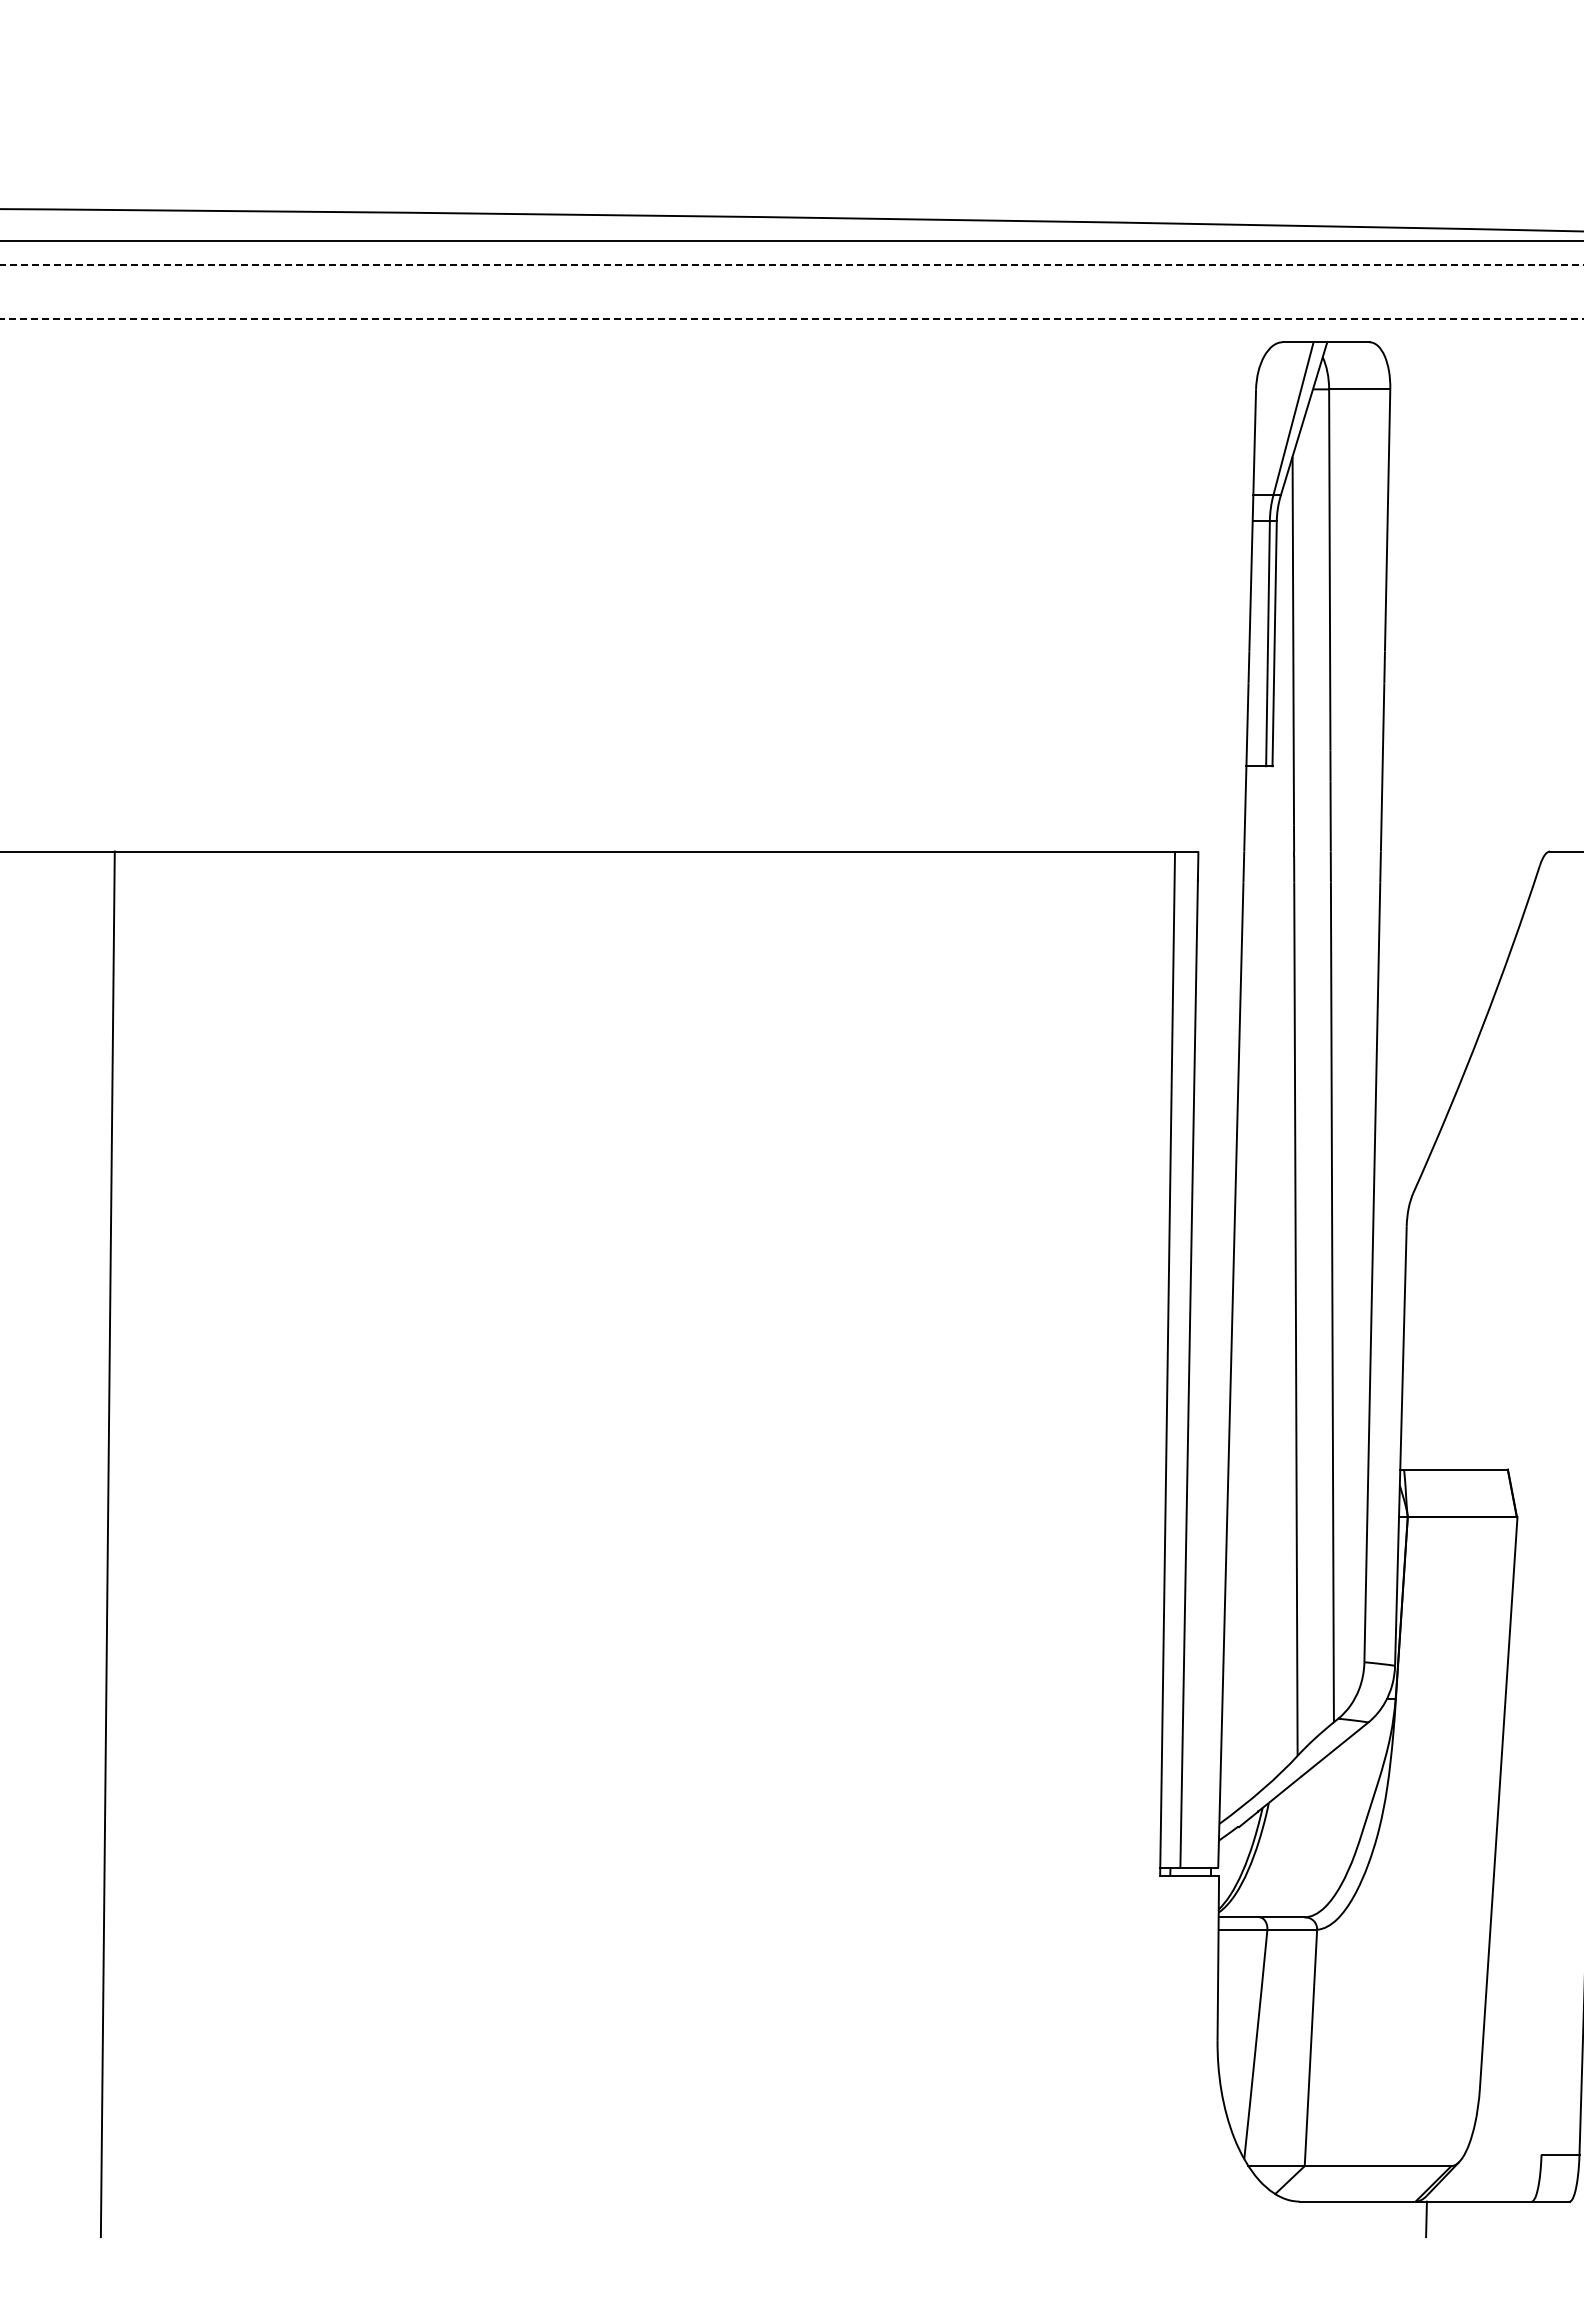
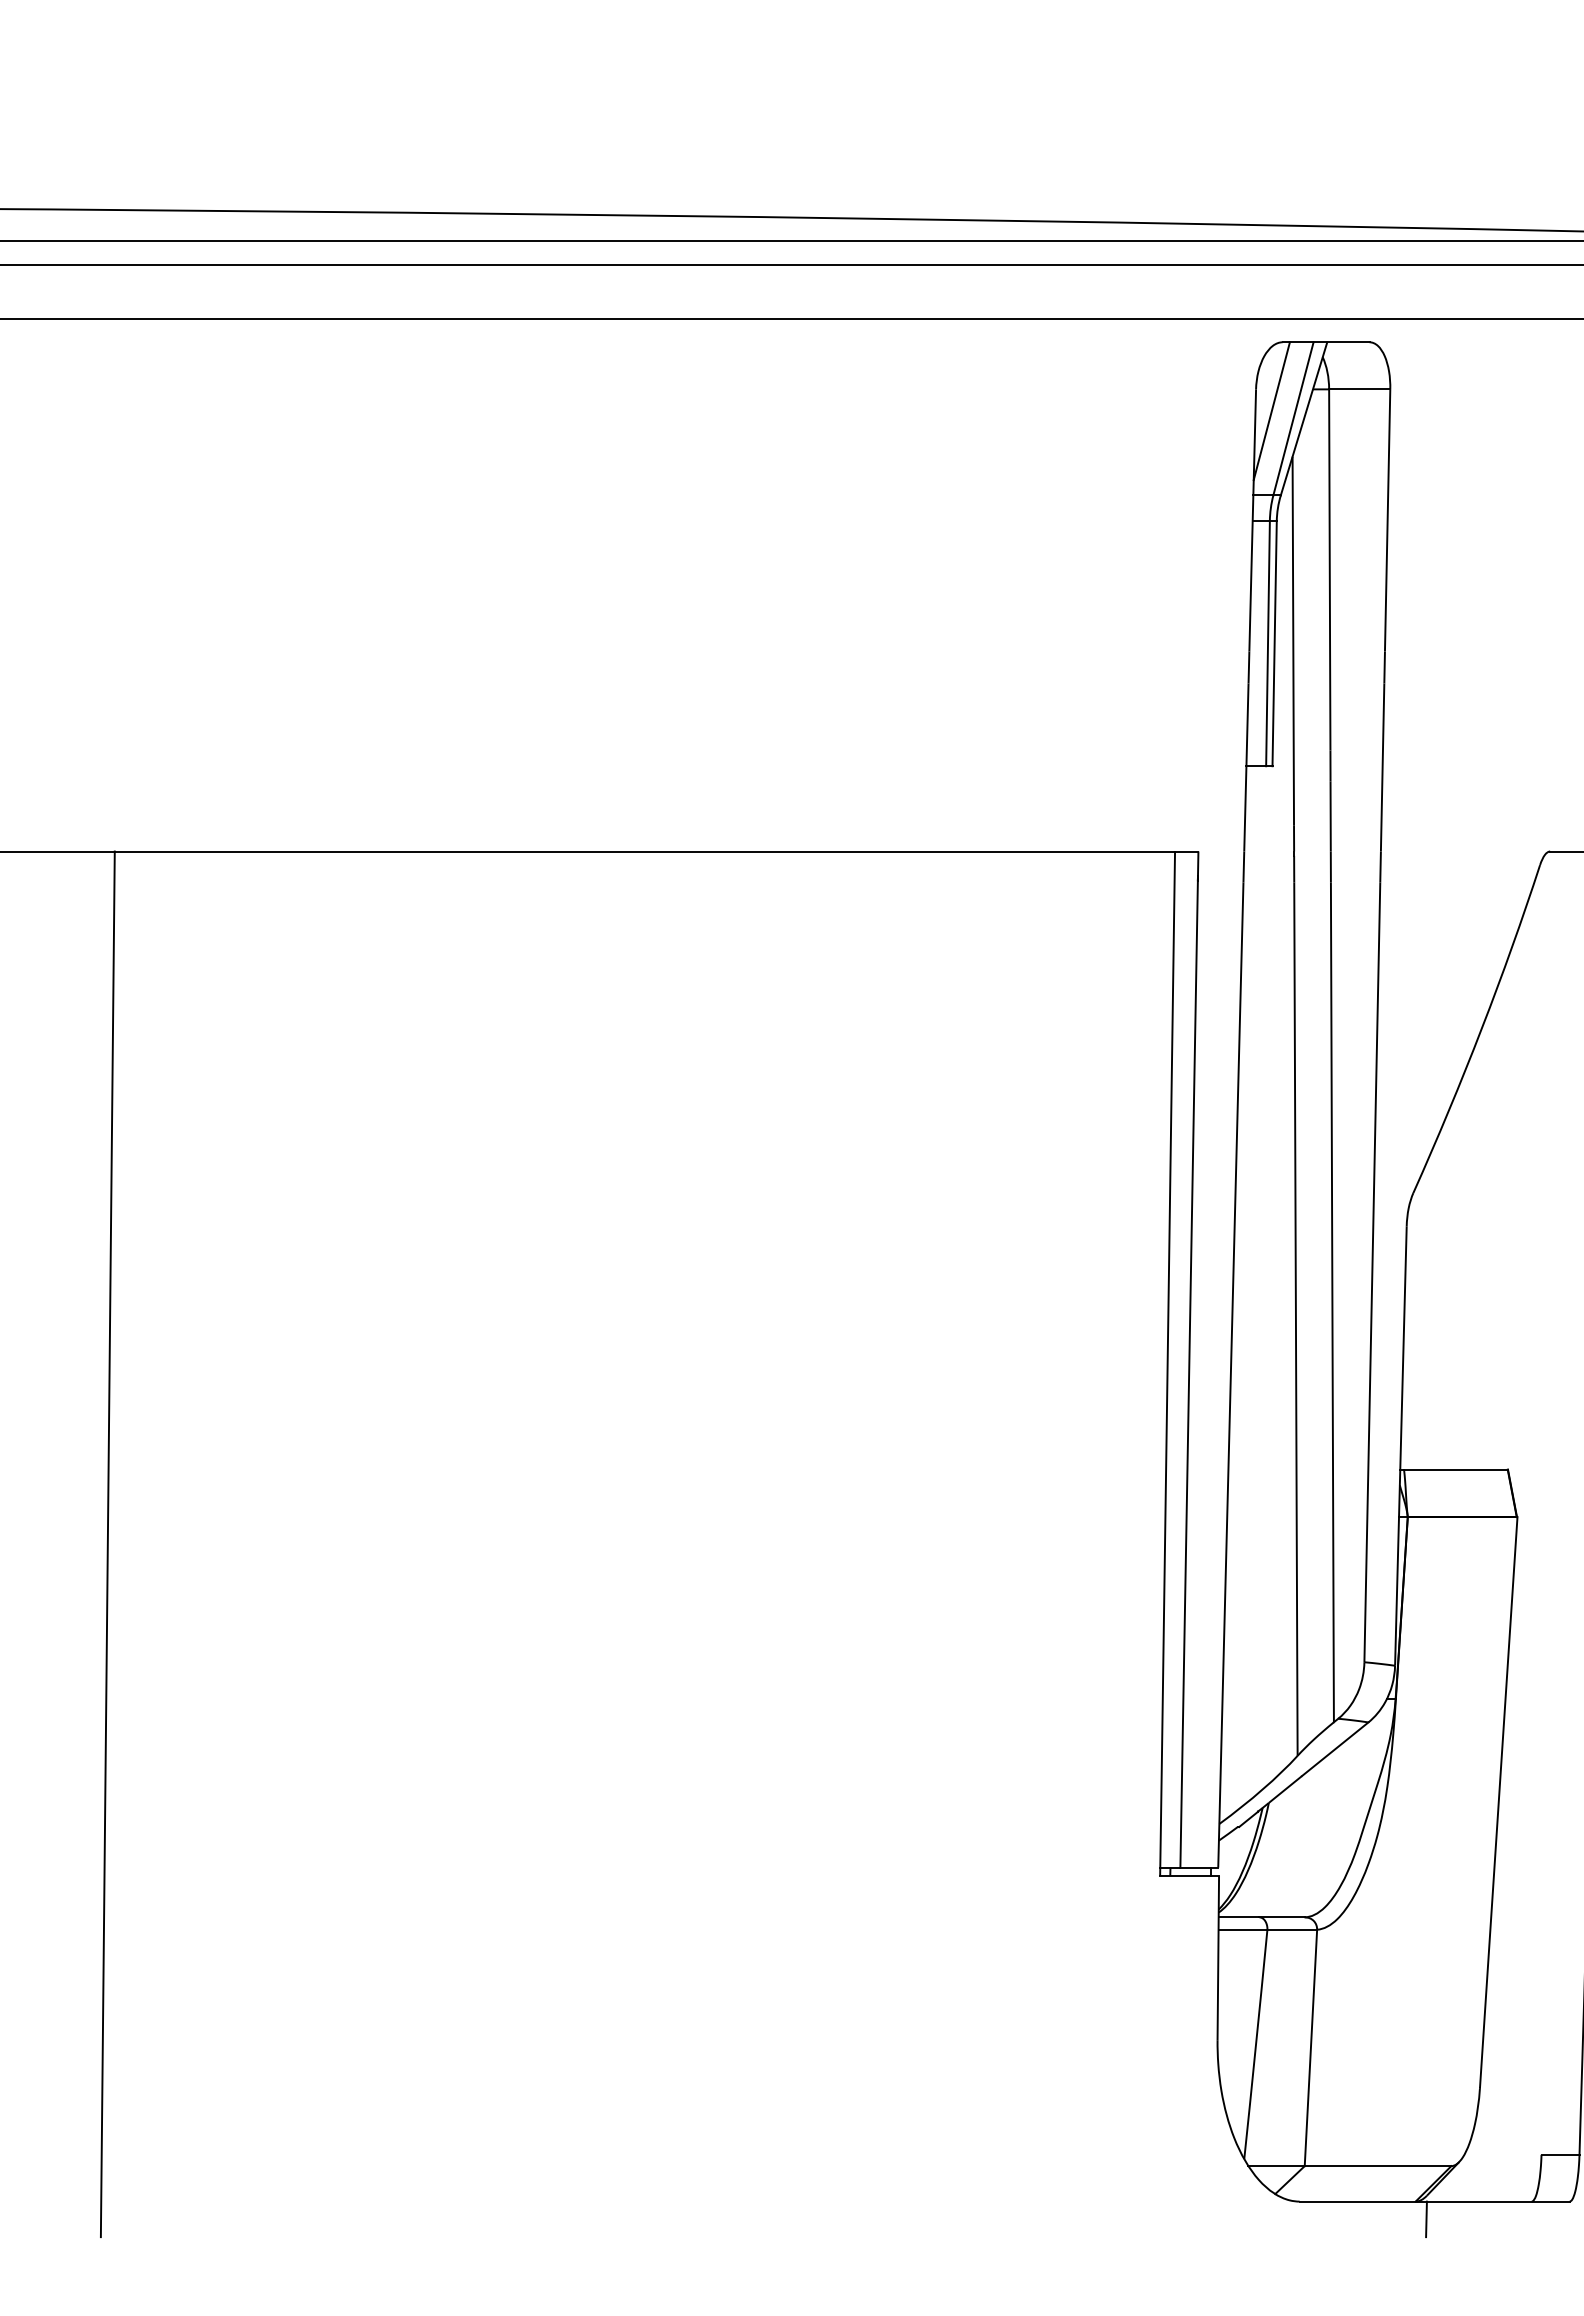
line: dashed -> solid (791, 264)
line: dashed -> solid (791, 318)
line: none -> present (1271, 411)
